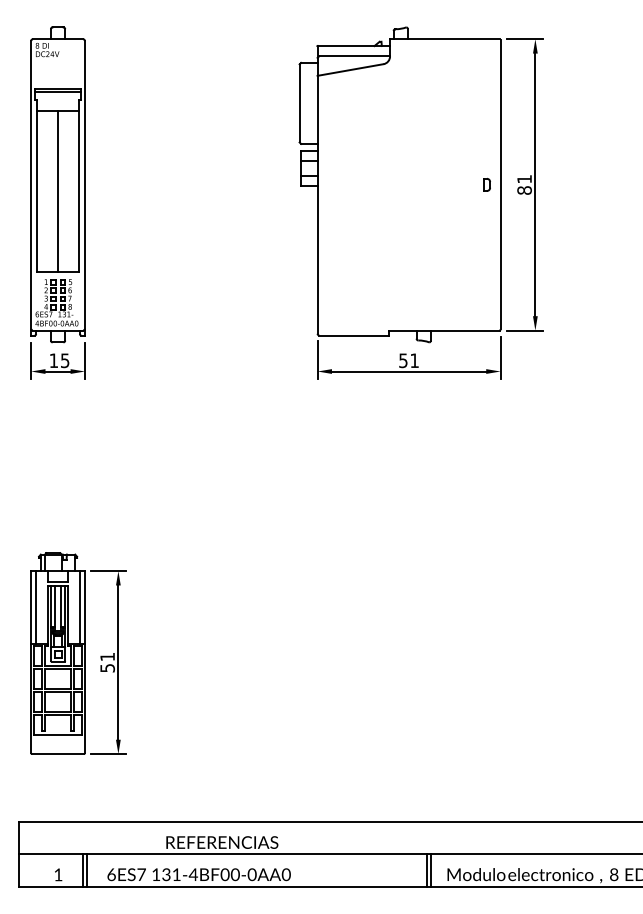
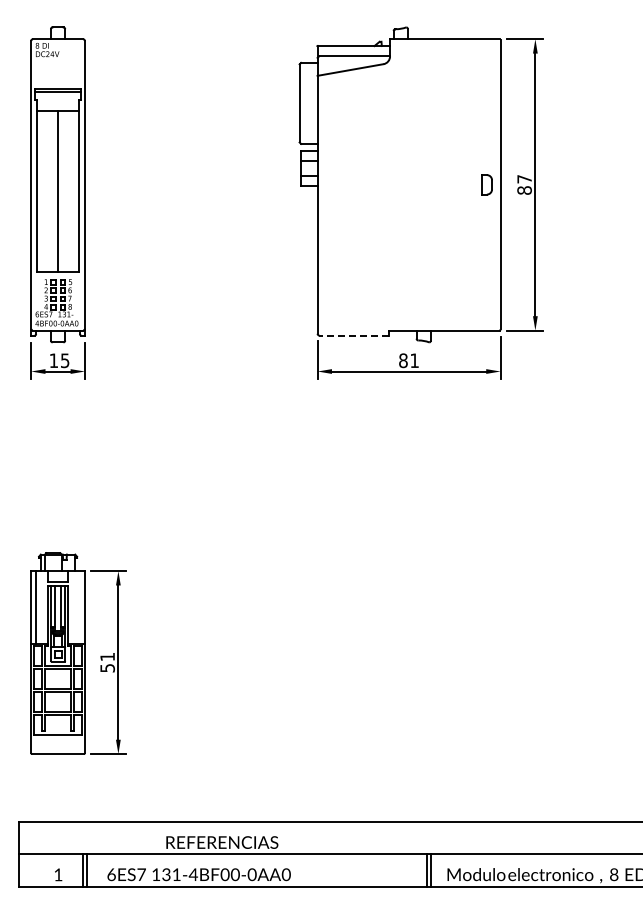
text: 81 -> 87 (524, 179)
part size: 8x14 px -> 12x22 px (486, 184)
line: solid -> dashed (354, 335)
text: 51 -> 81 (403, 360)
line: present -> none (80, 607)
